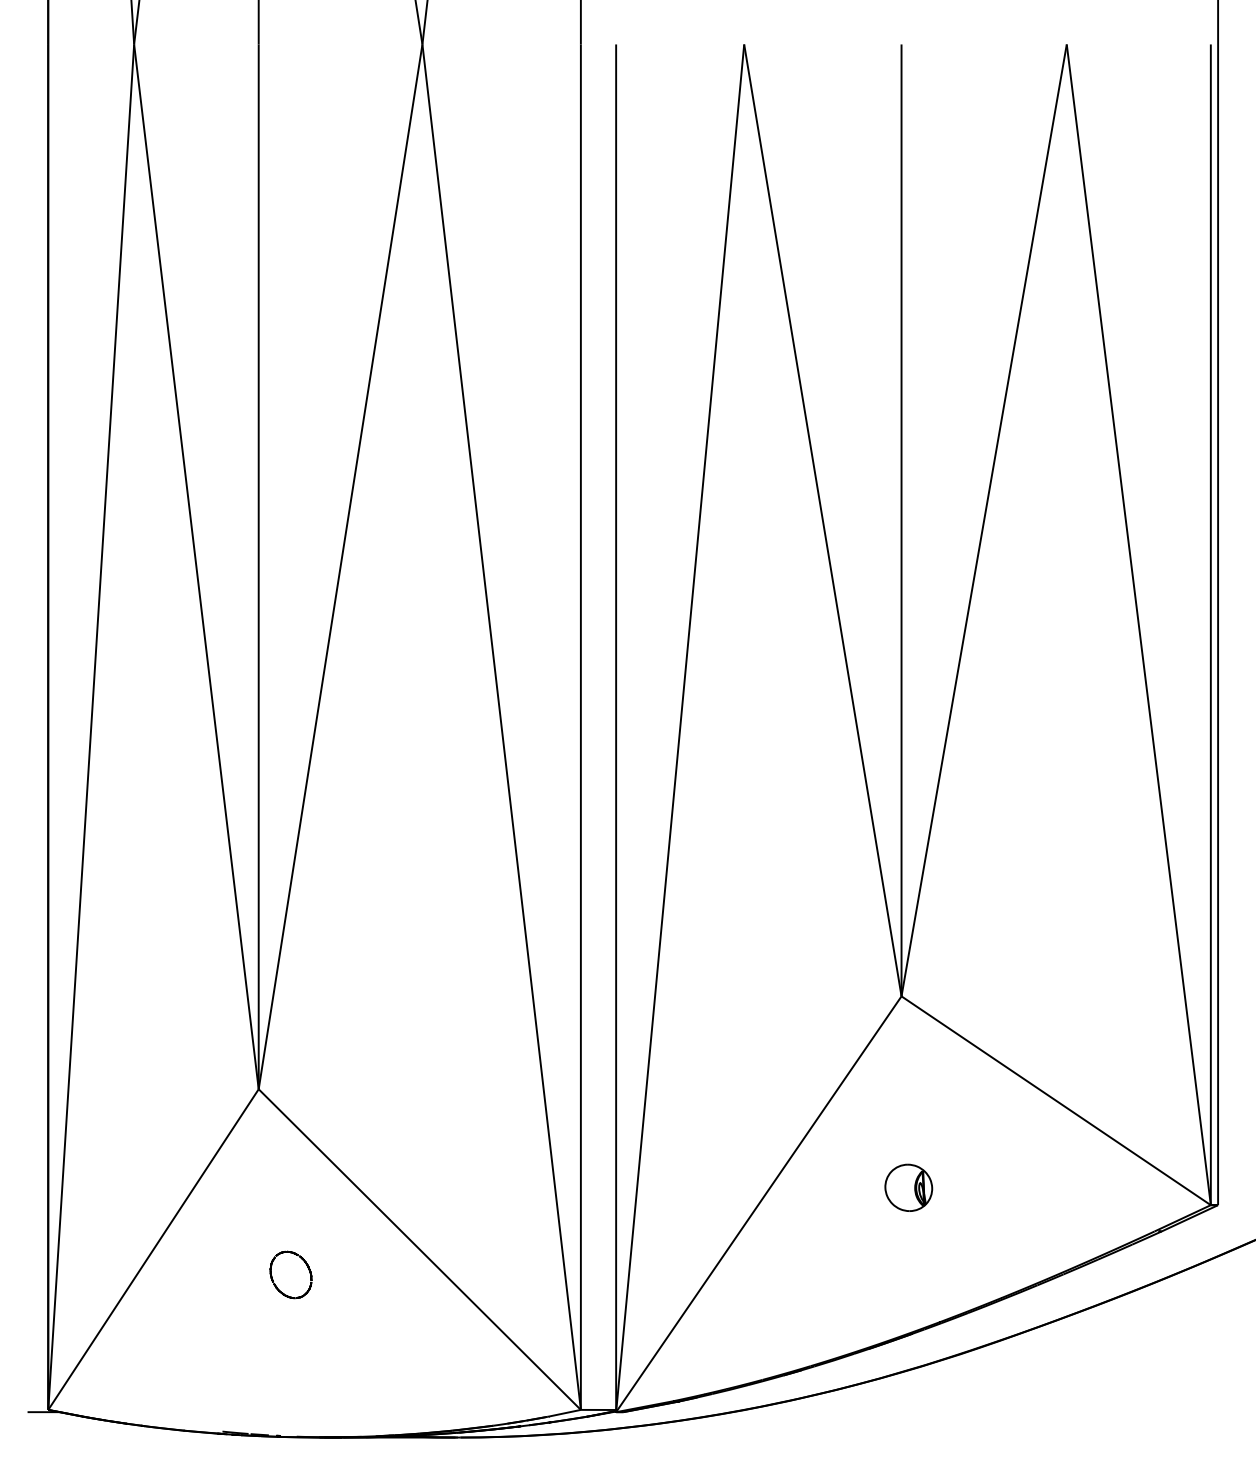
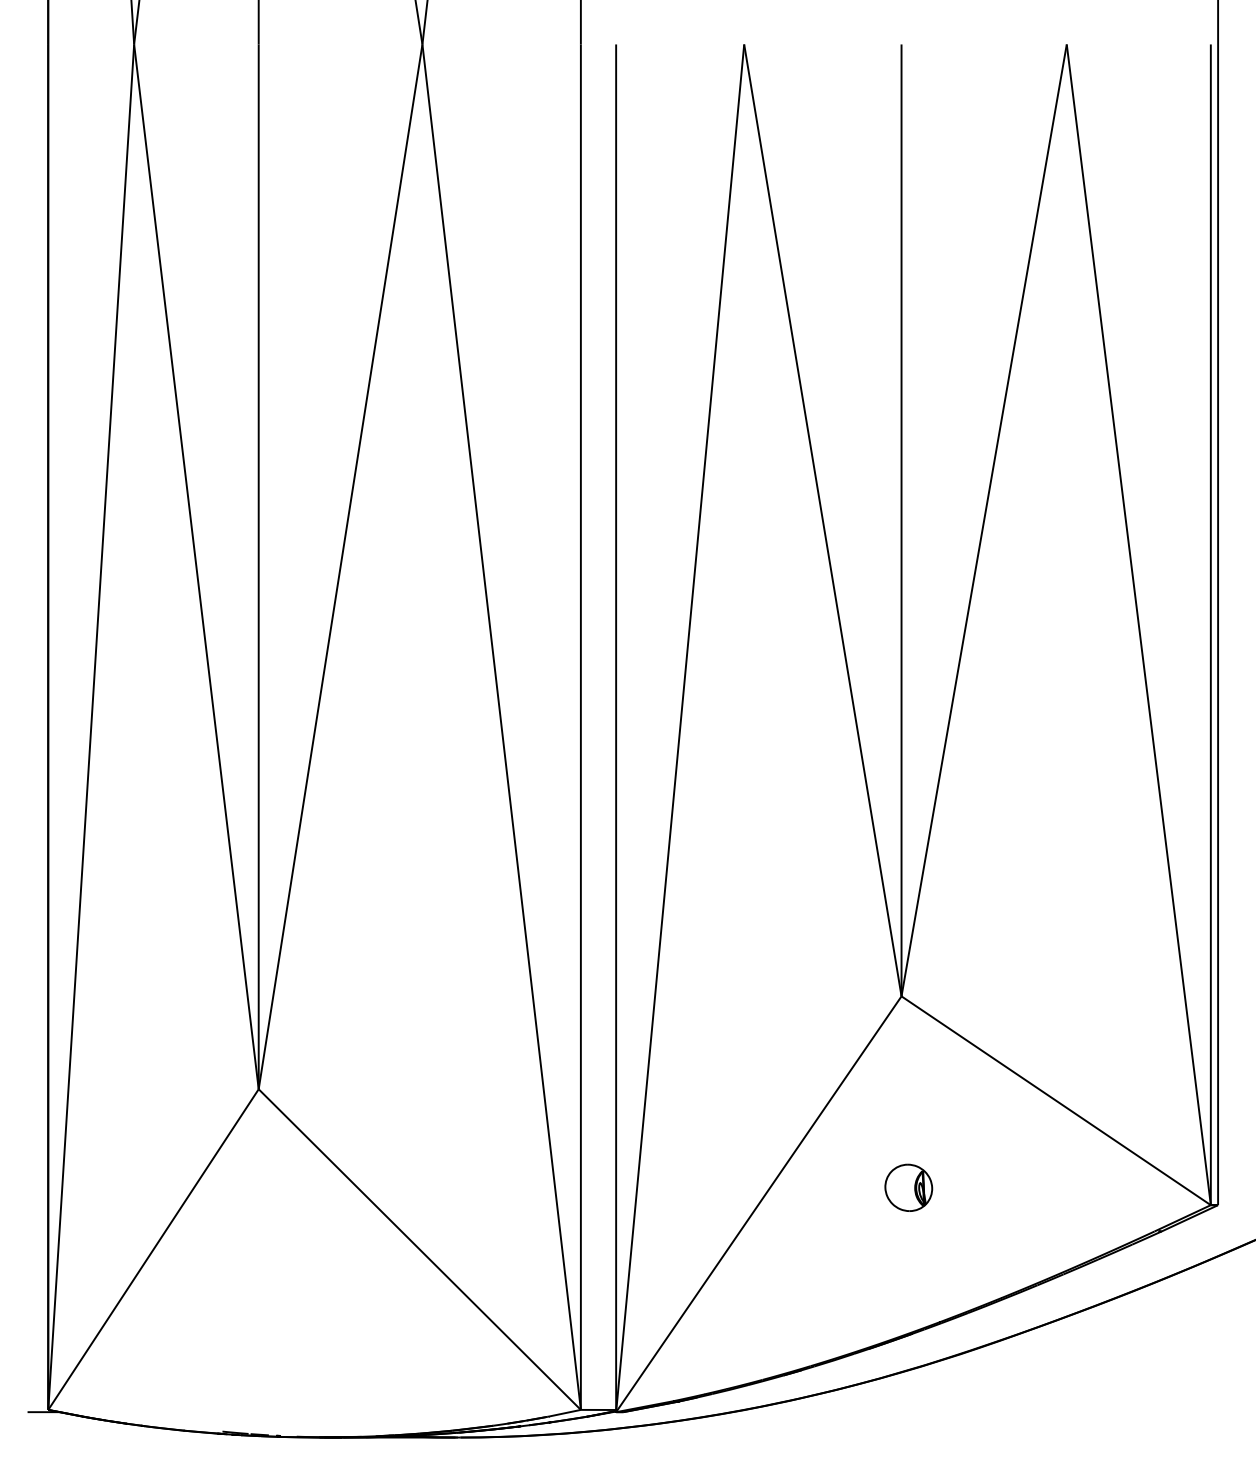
part: present -> none (290, 1274)
